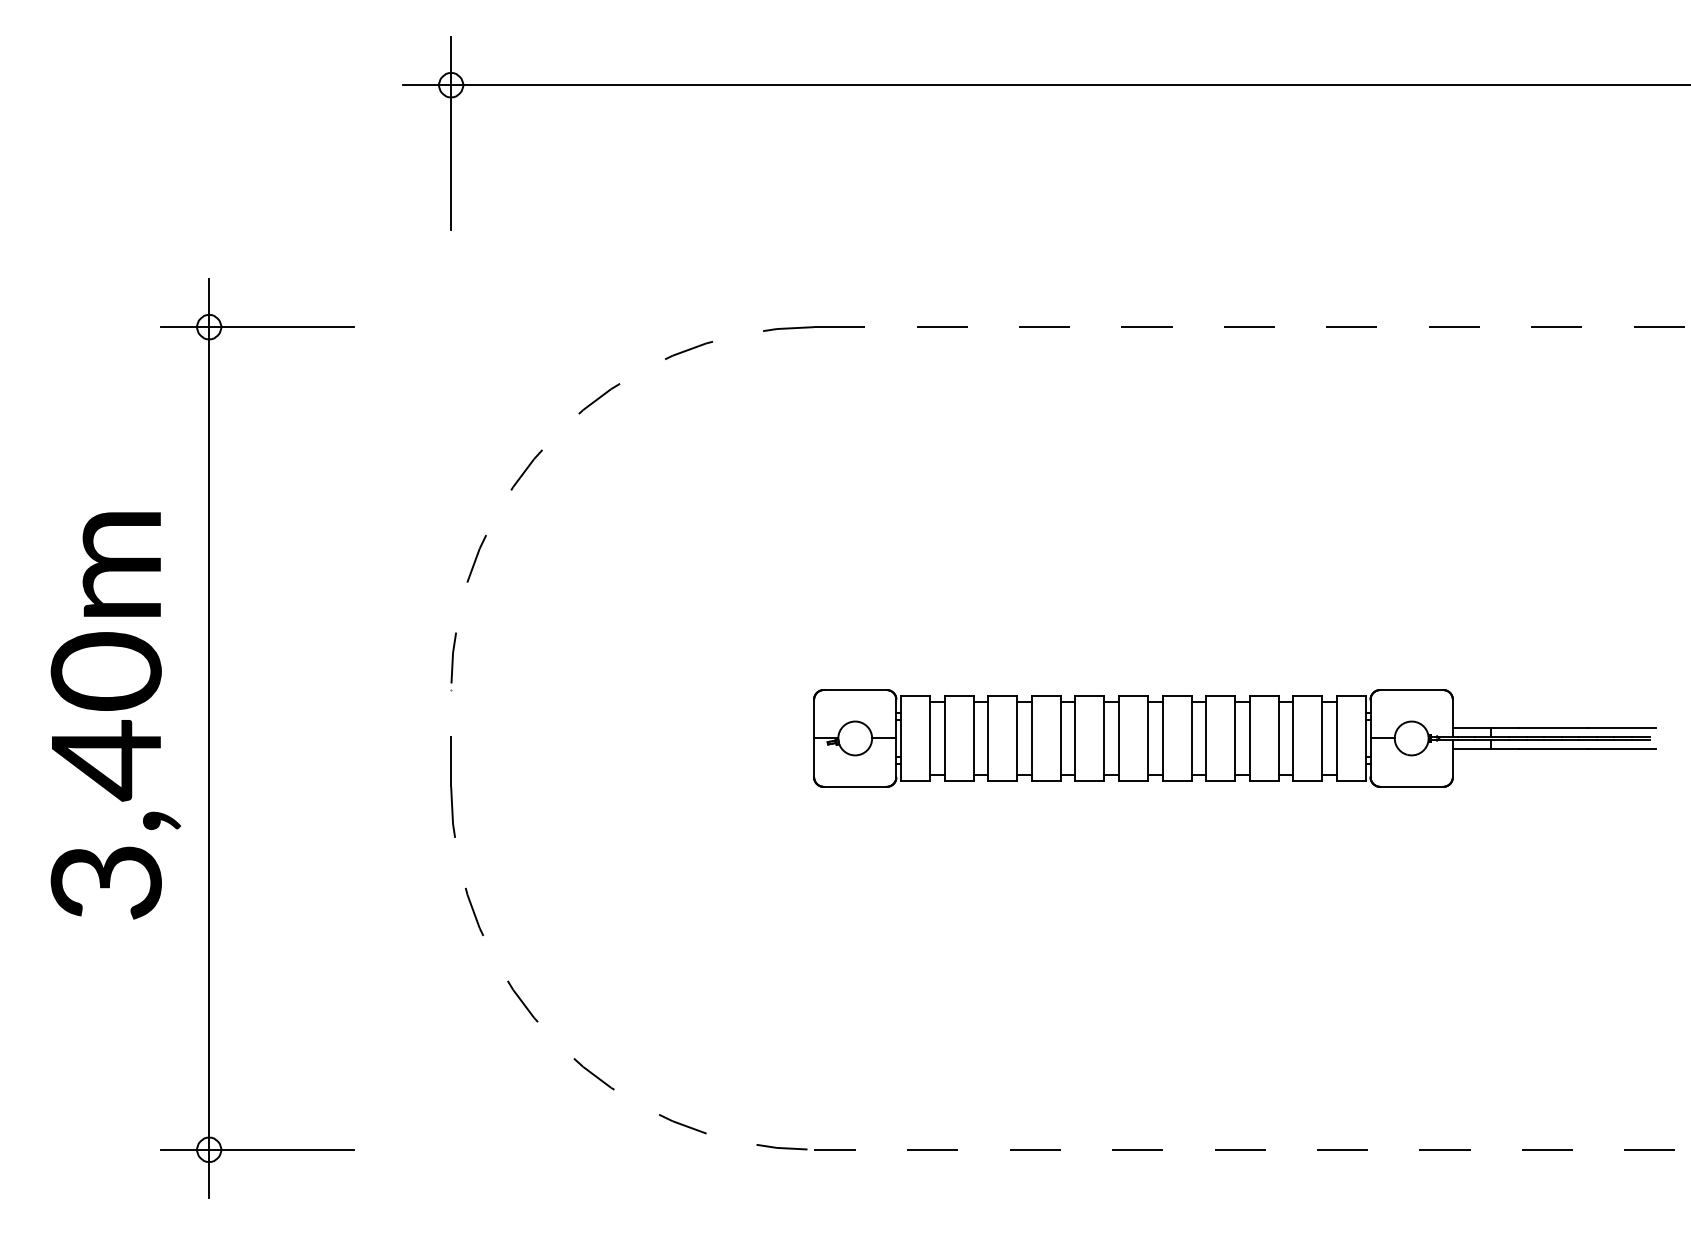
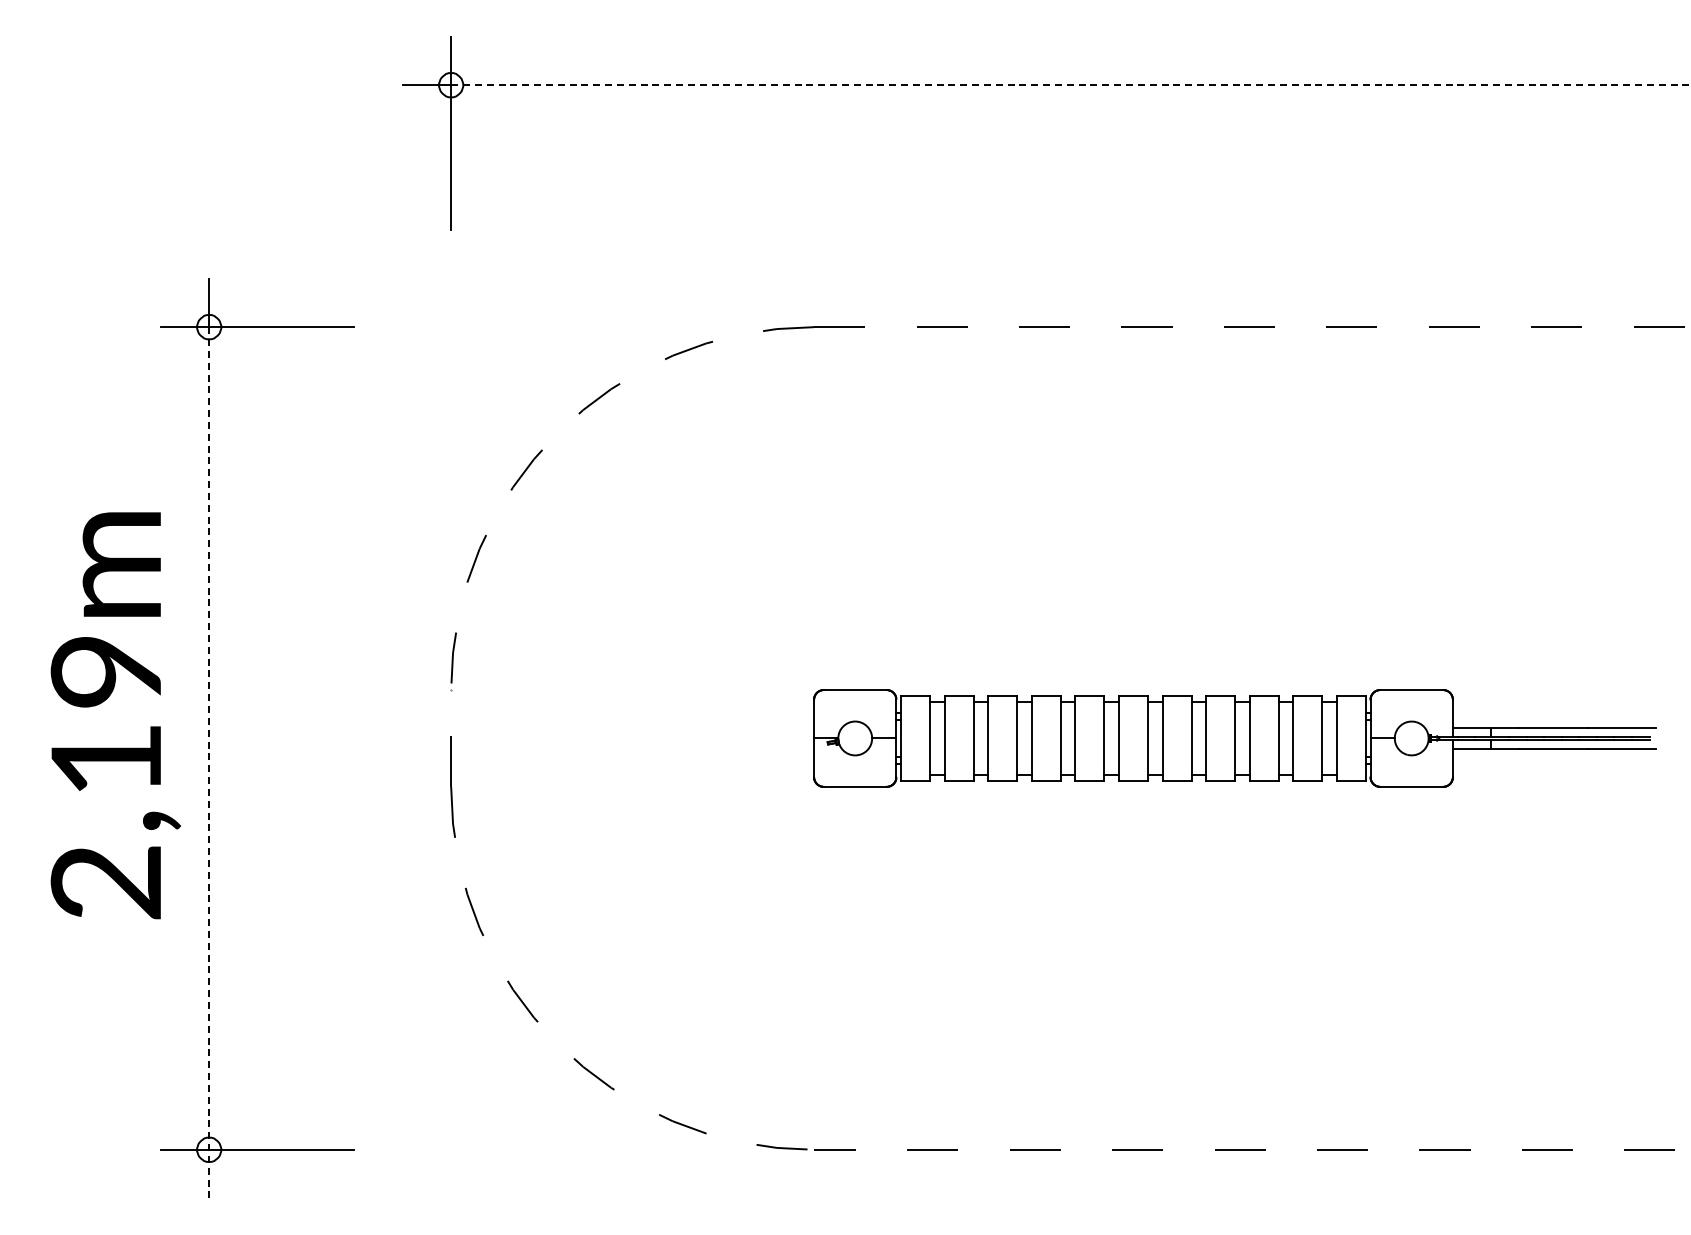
line: solid -> dashed (1071, 85)
line: solid -> dashed (209, 762)
text: 3,40m -> 2,19m (106, 775)
